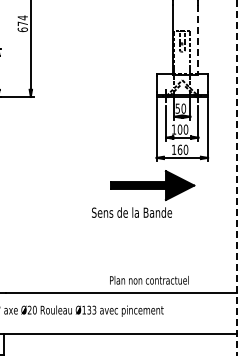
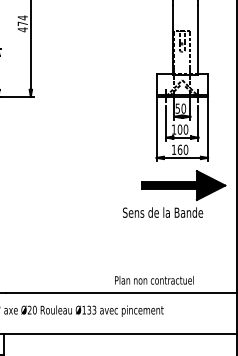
text: 674 -> 474 (22, 29)
line: dashed -> solid (198, 40)
line: dashed -> solid (236, 177)
part position: (143, 193) -> (174, 193) (174, 193)
text position: (149, 280) -> (154, 280) (154, 280)
